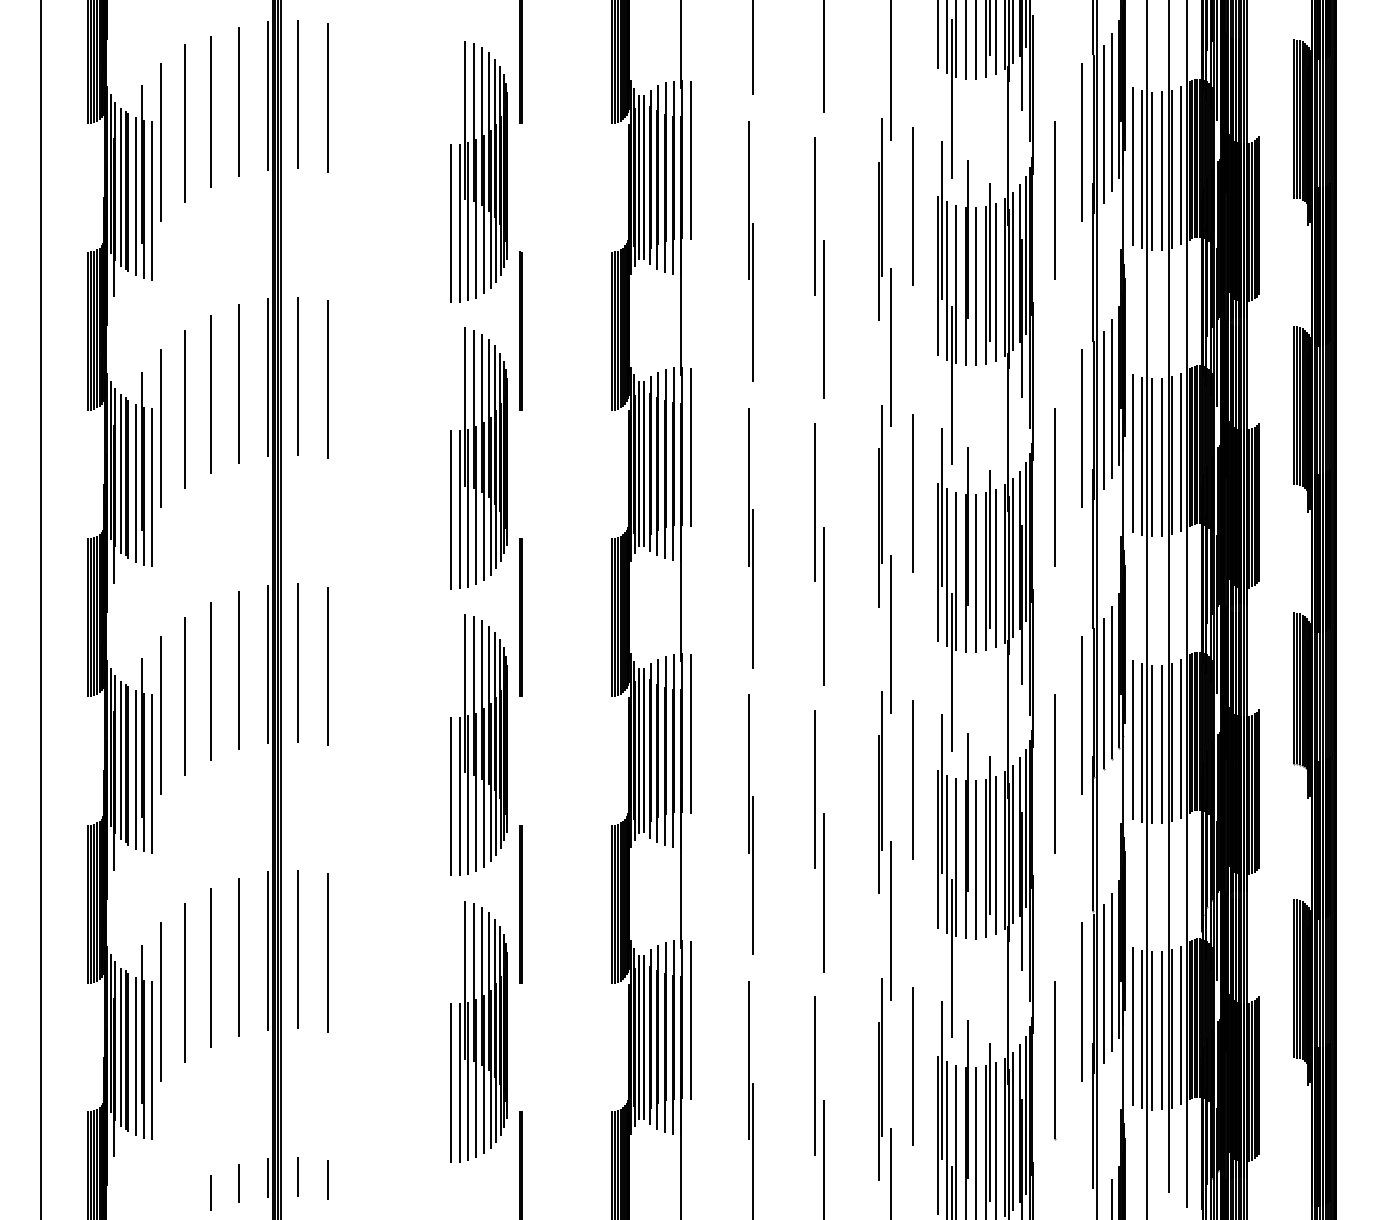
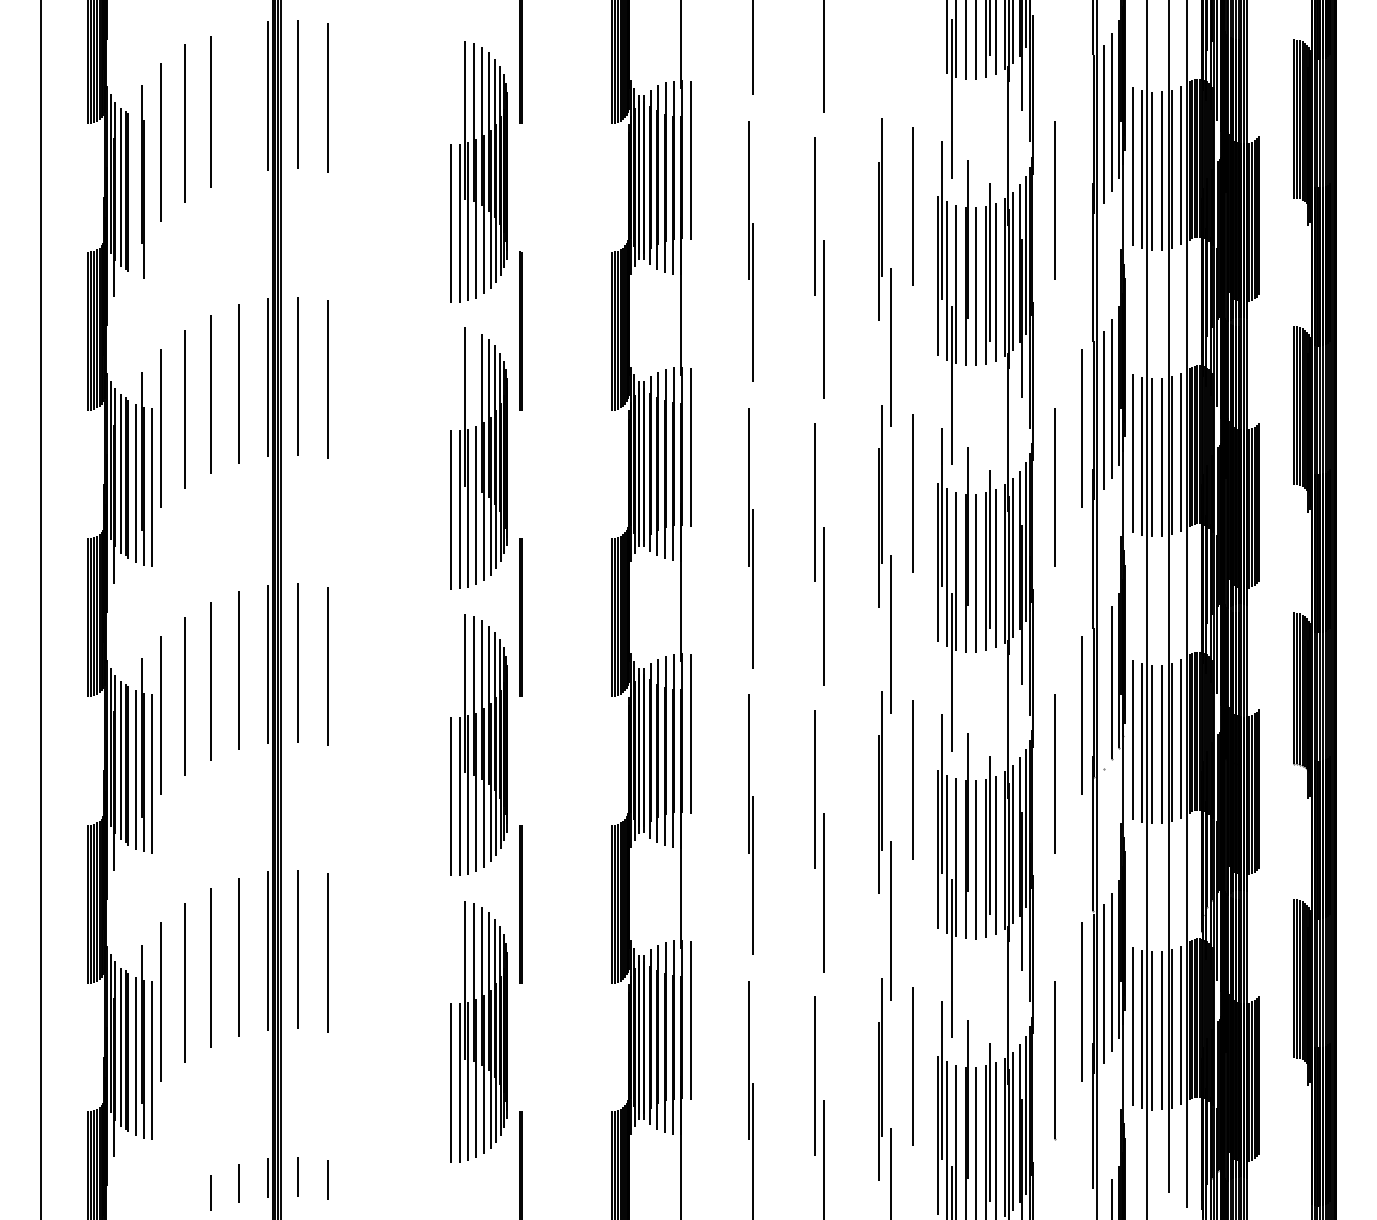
line: present -> none (937, 35)
line: present -> none (890, 71)
line: present -> none (238, 101)
line: present -> none (1081, 142)
line: present -> none (135, 196)
line: present -> none (152, 200)
line: present -> none (473, 409)
line: present -> none (1103, 692)
